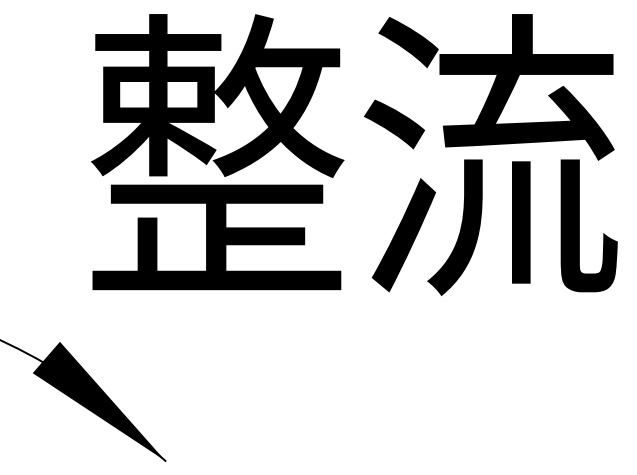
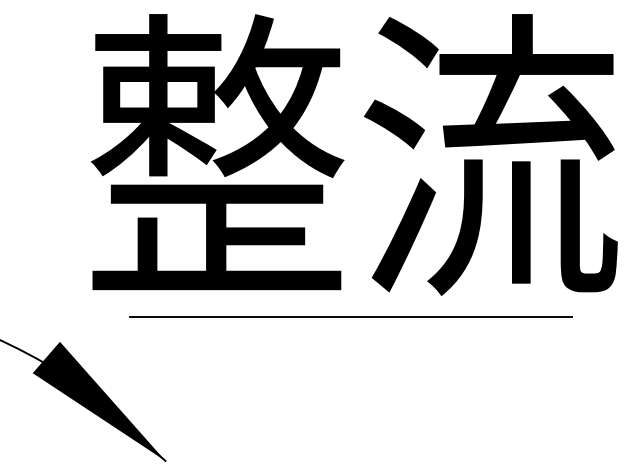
line: none -> present (350, 317)
